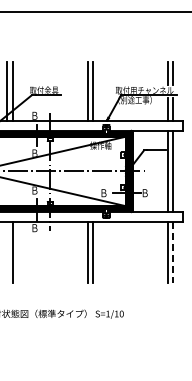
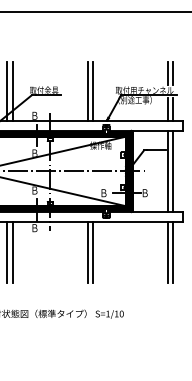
line: none -> present (7, 252)
line: dashed -> solid (173, 252)
